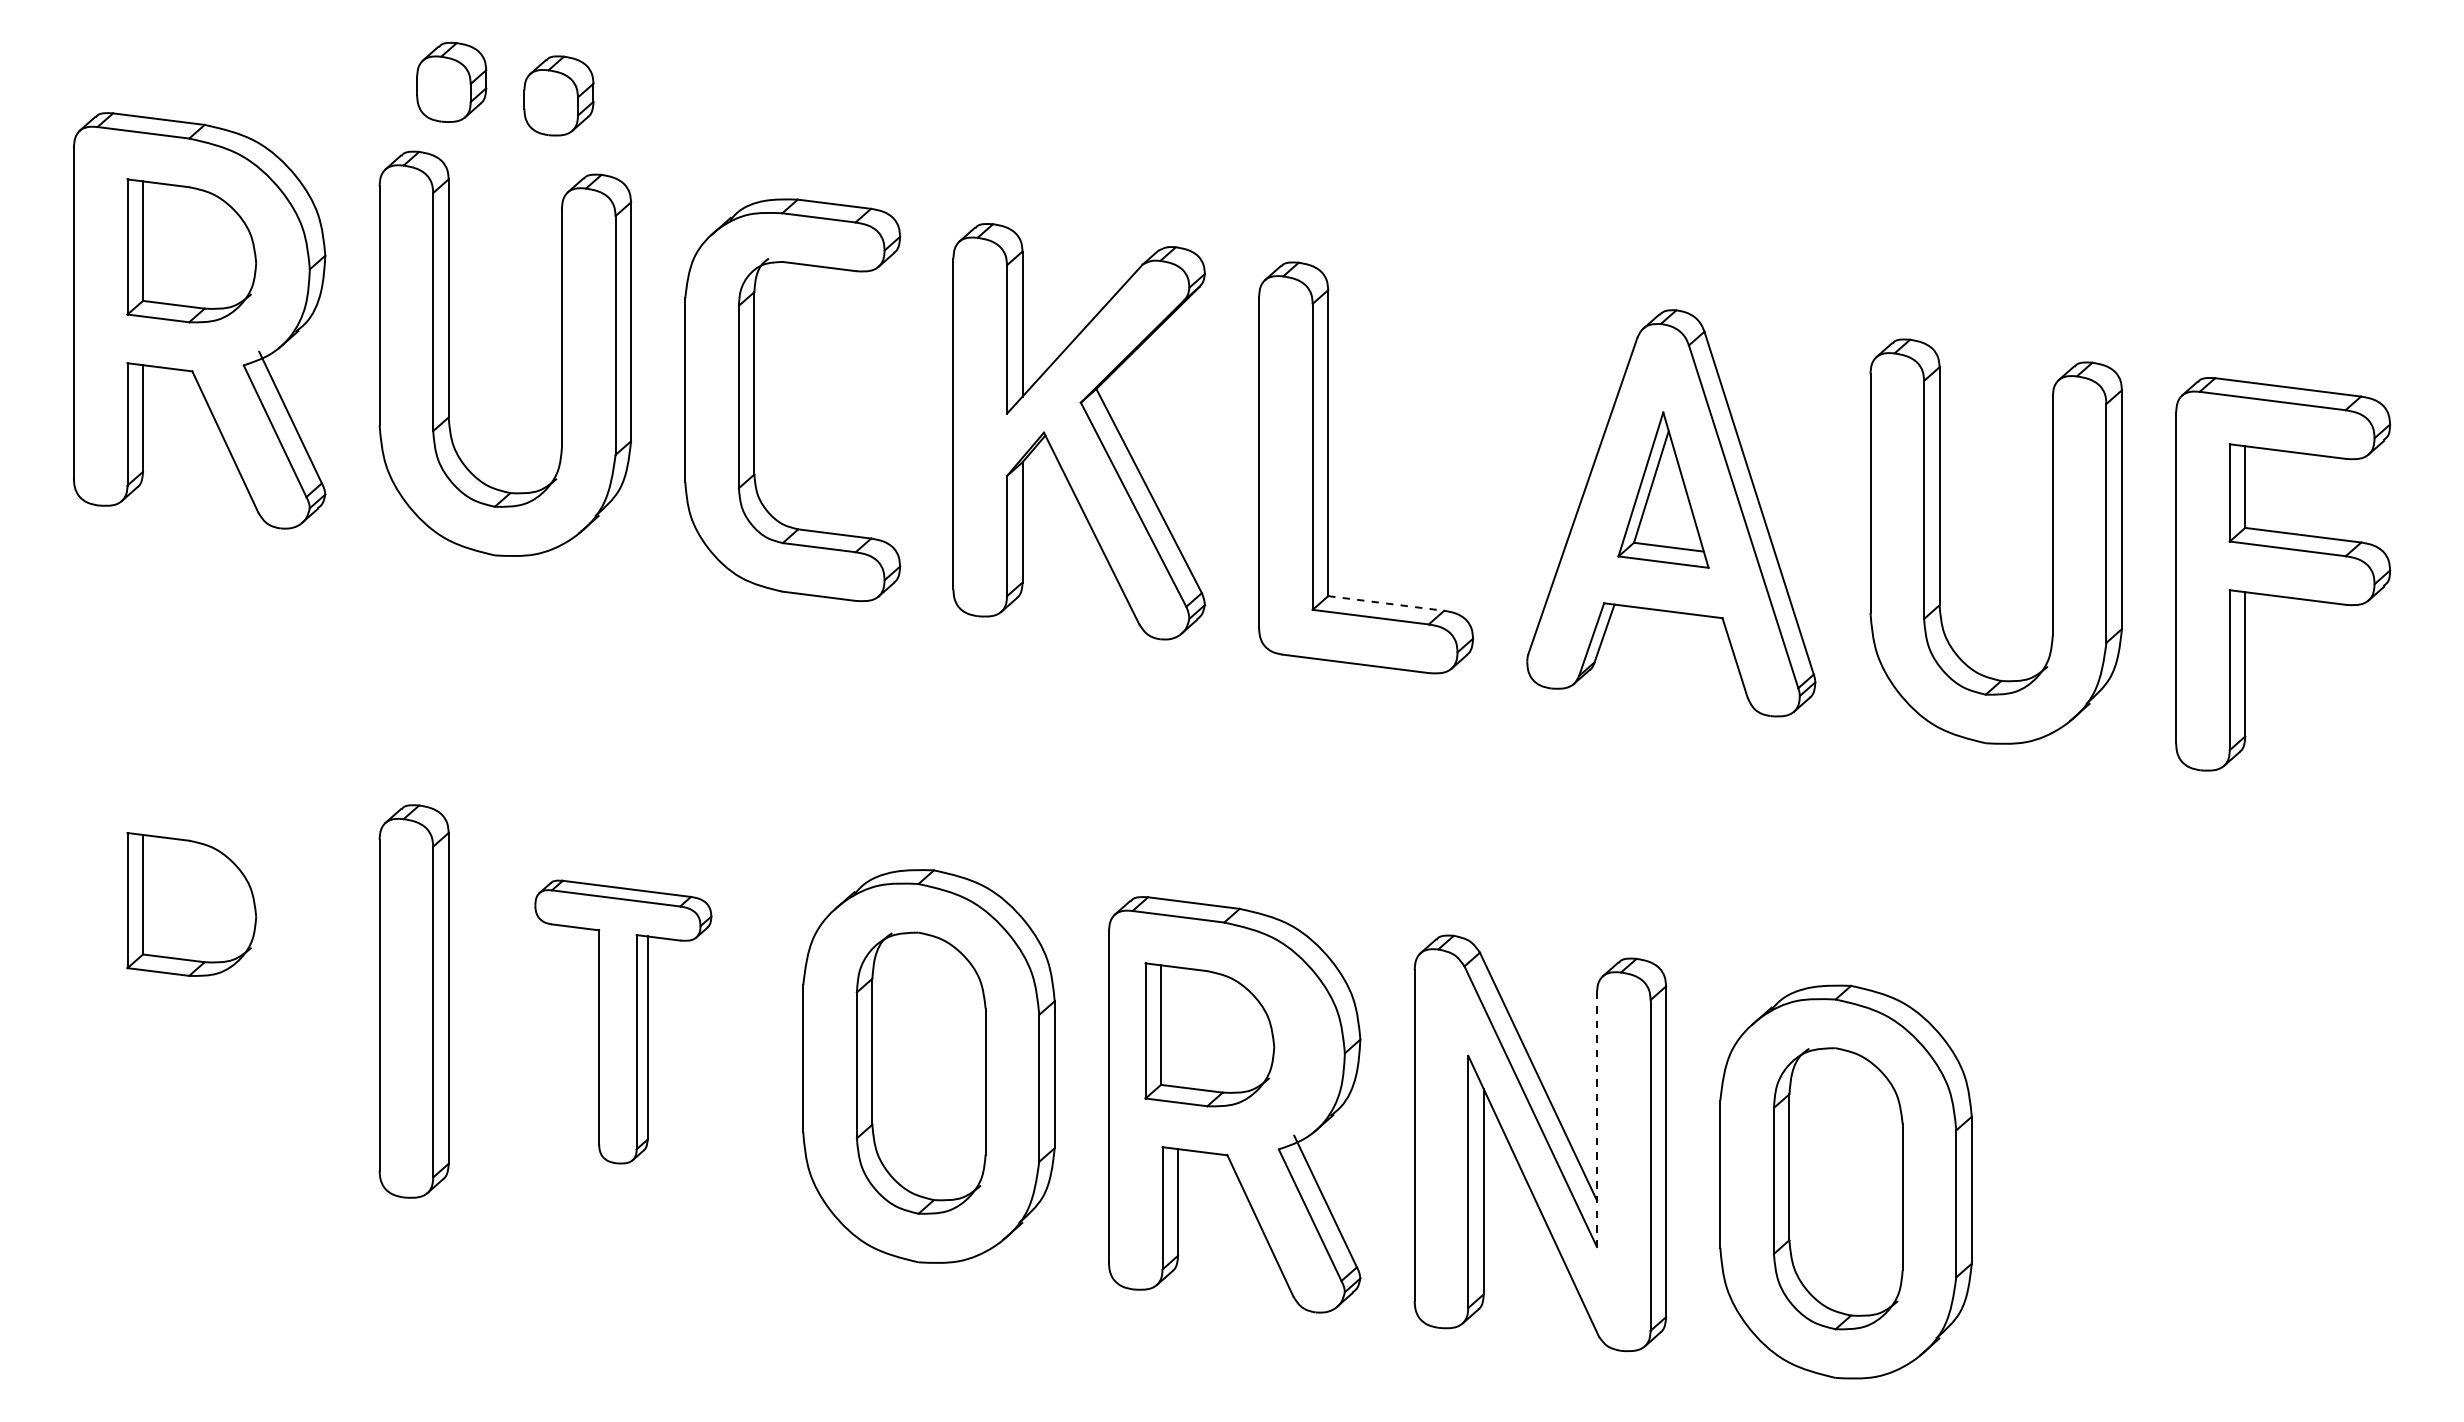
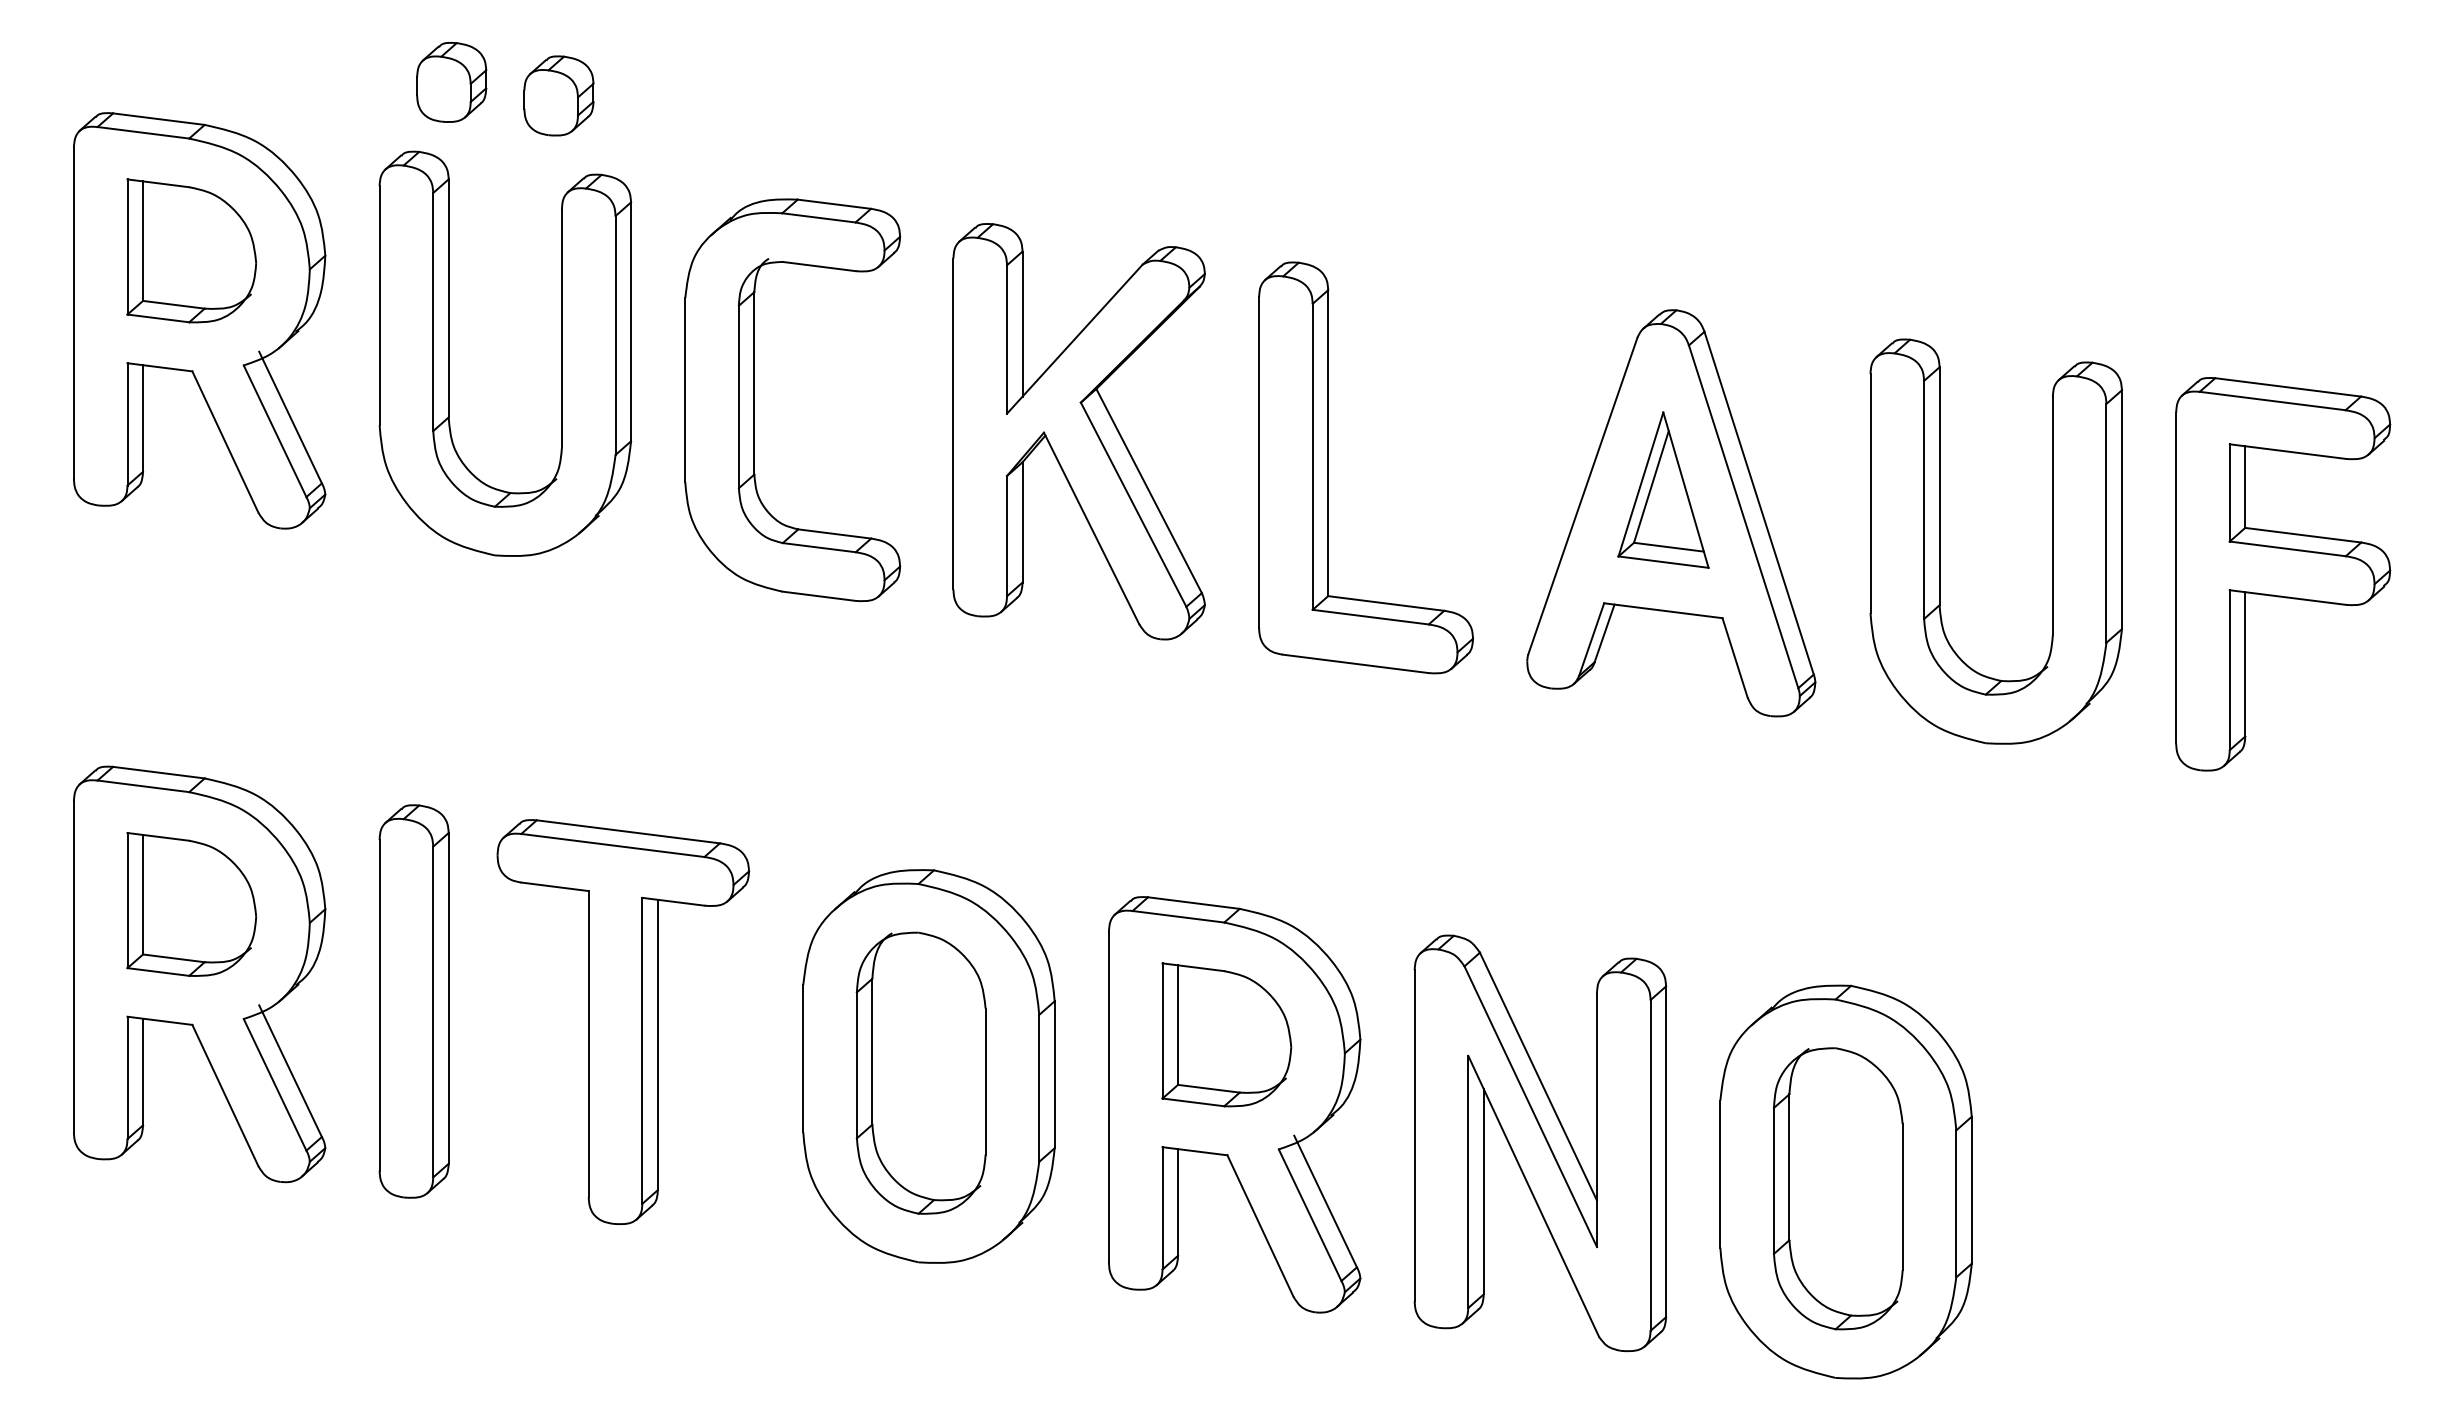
line: dashed -> solid (1386, 603)
part: none -> present (199, 974)
part size: 179x286 px -> 255x406 px (623, 1021)
part position: (1209, 1034) -> (1226, 1034) (1226, 1034)
line: dashed -> solid (1597, 1120)
